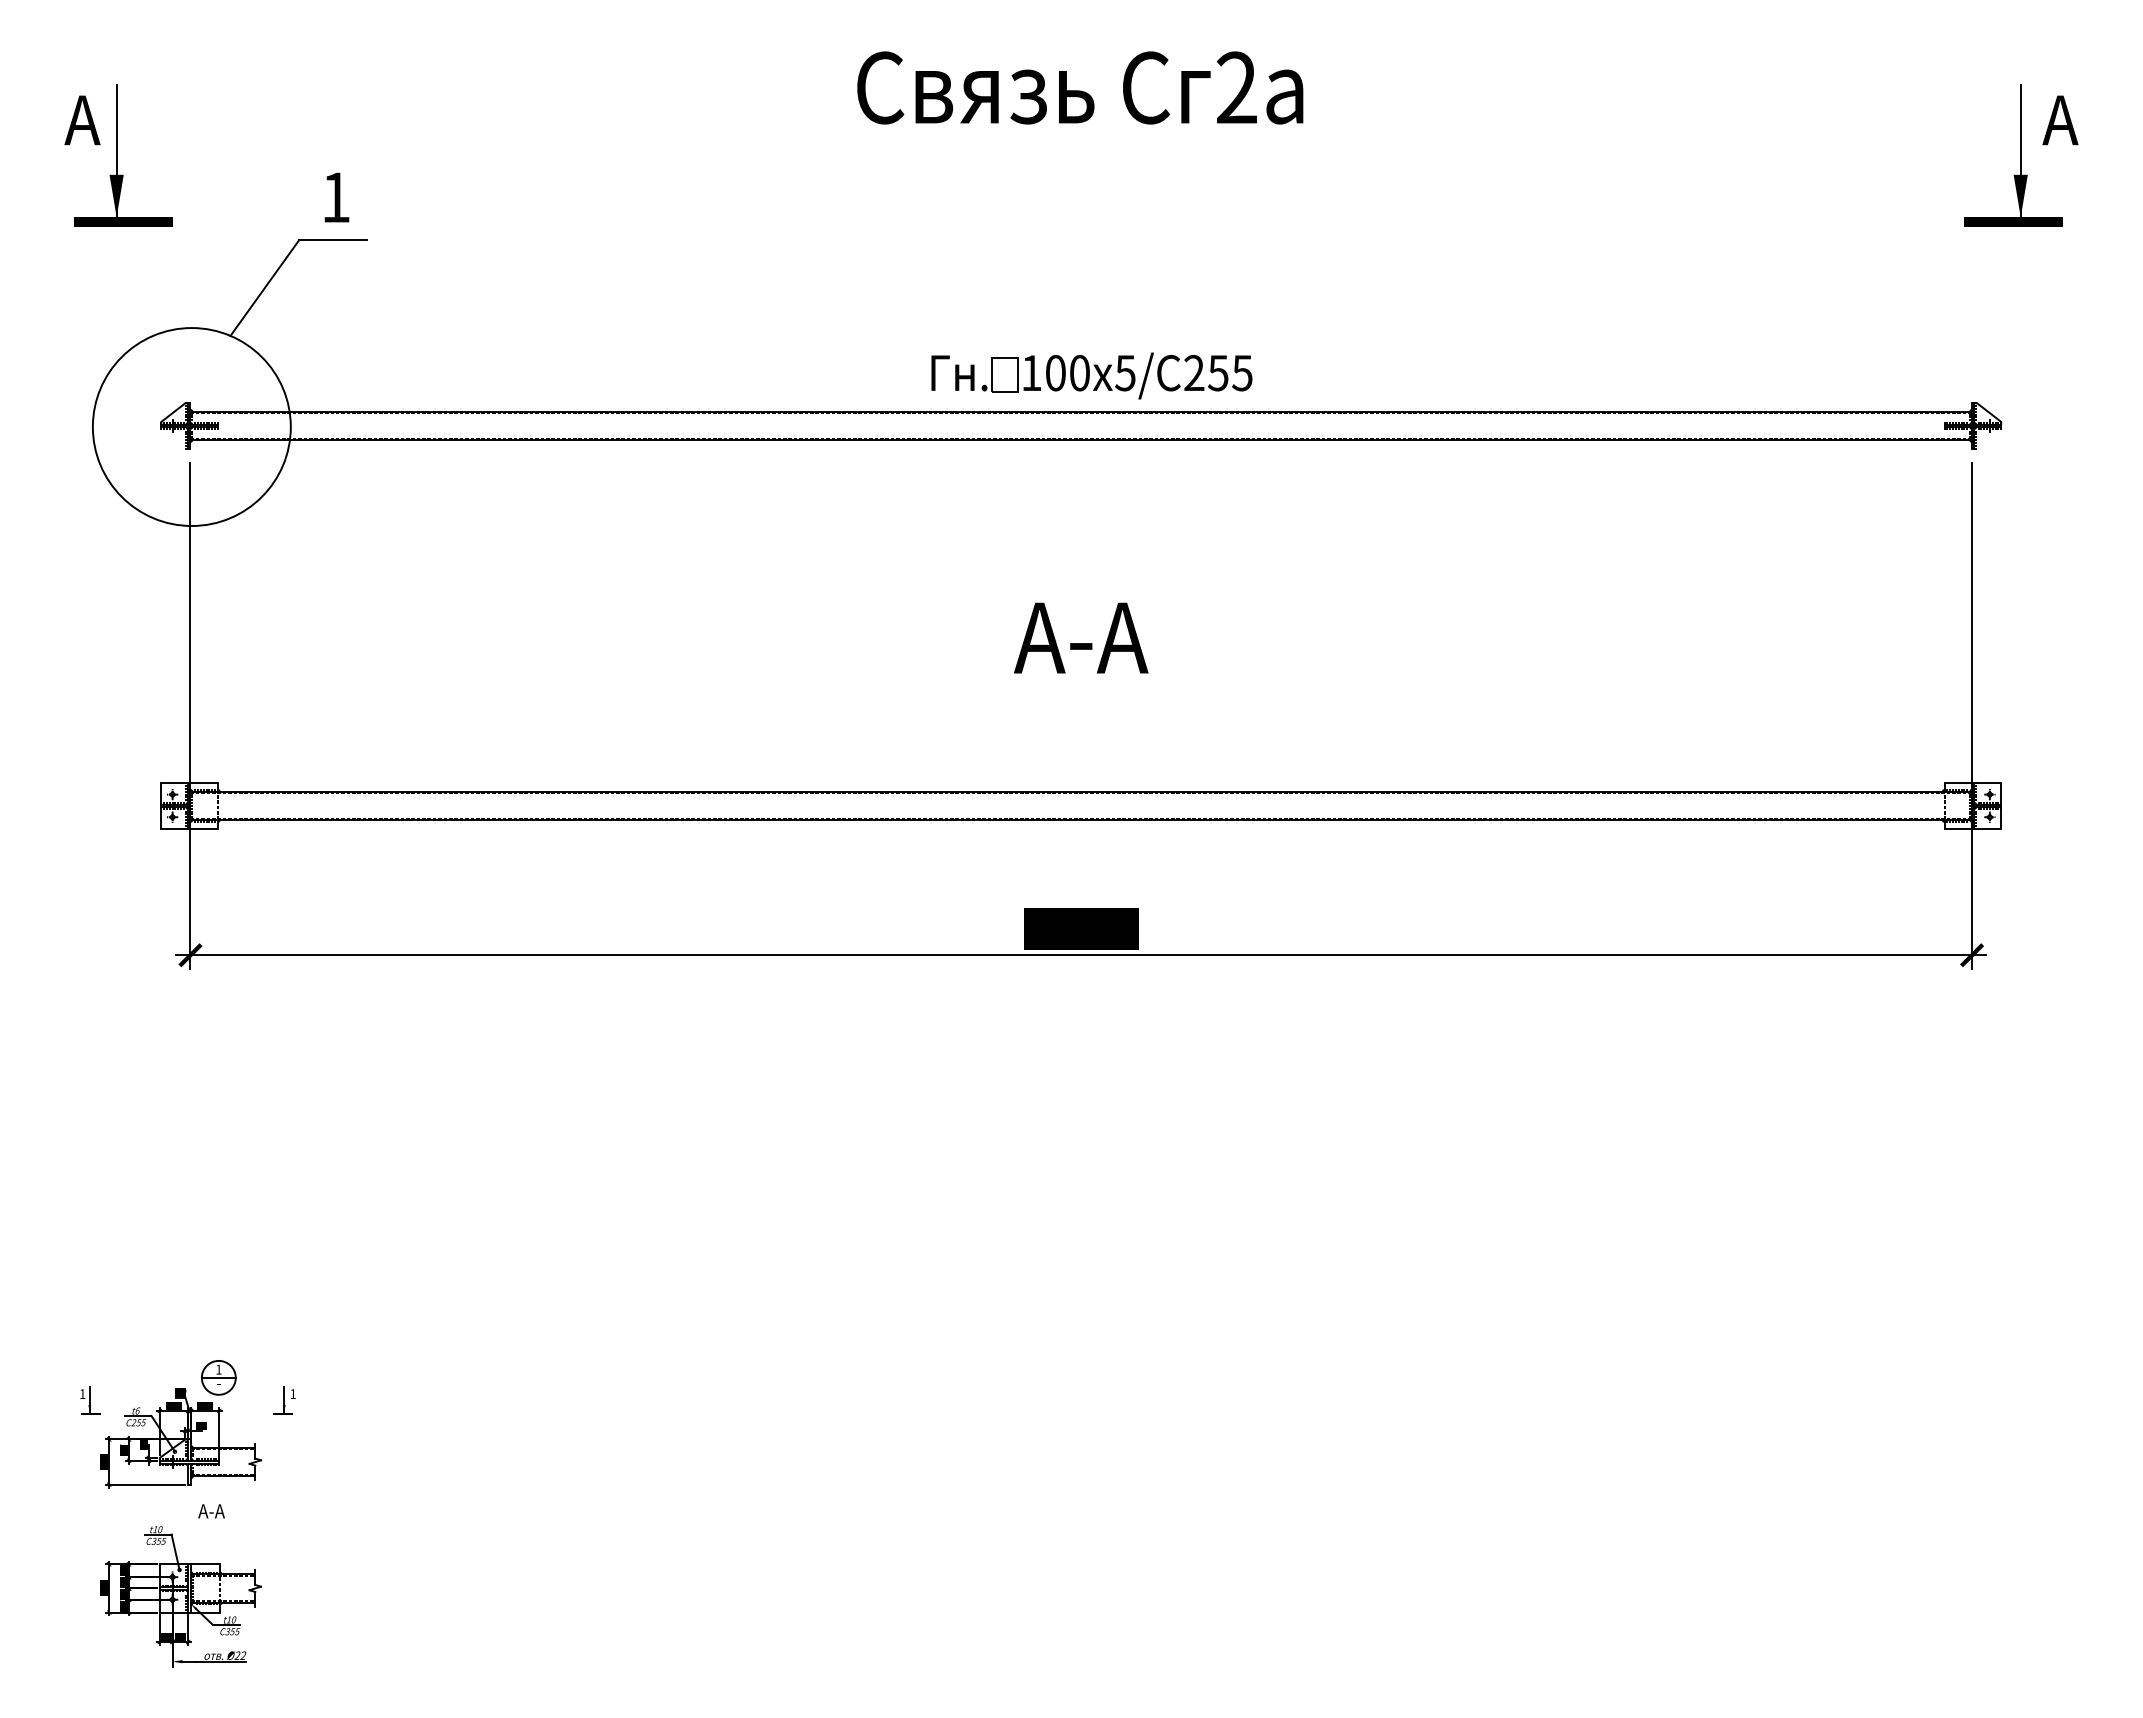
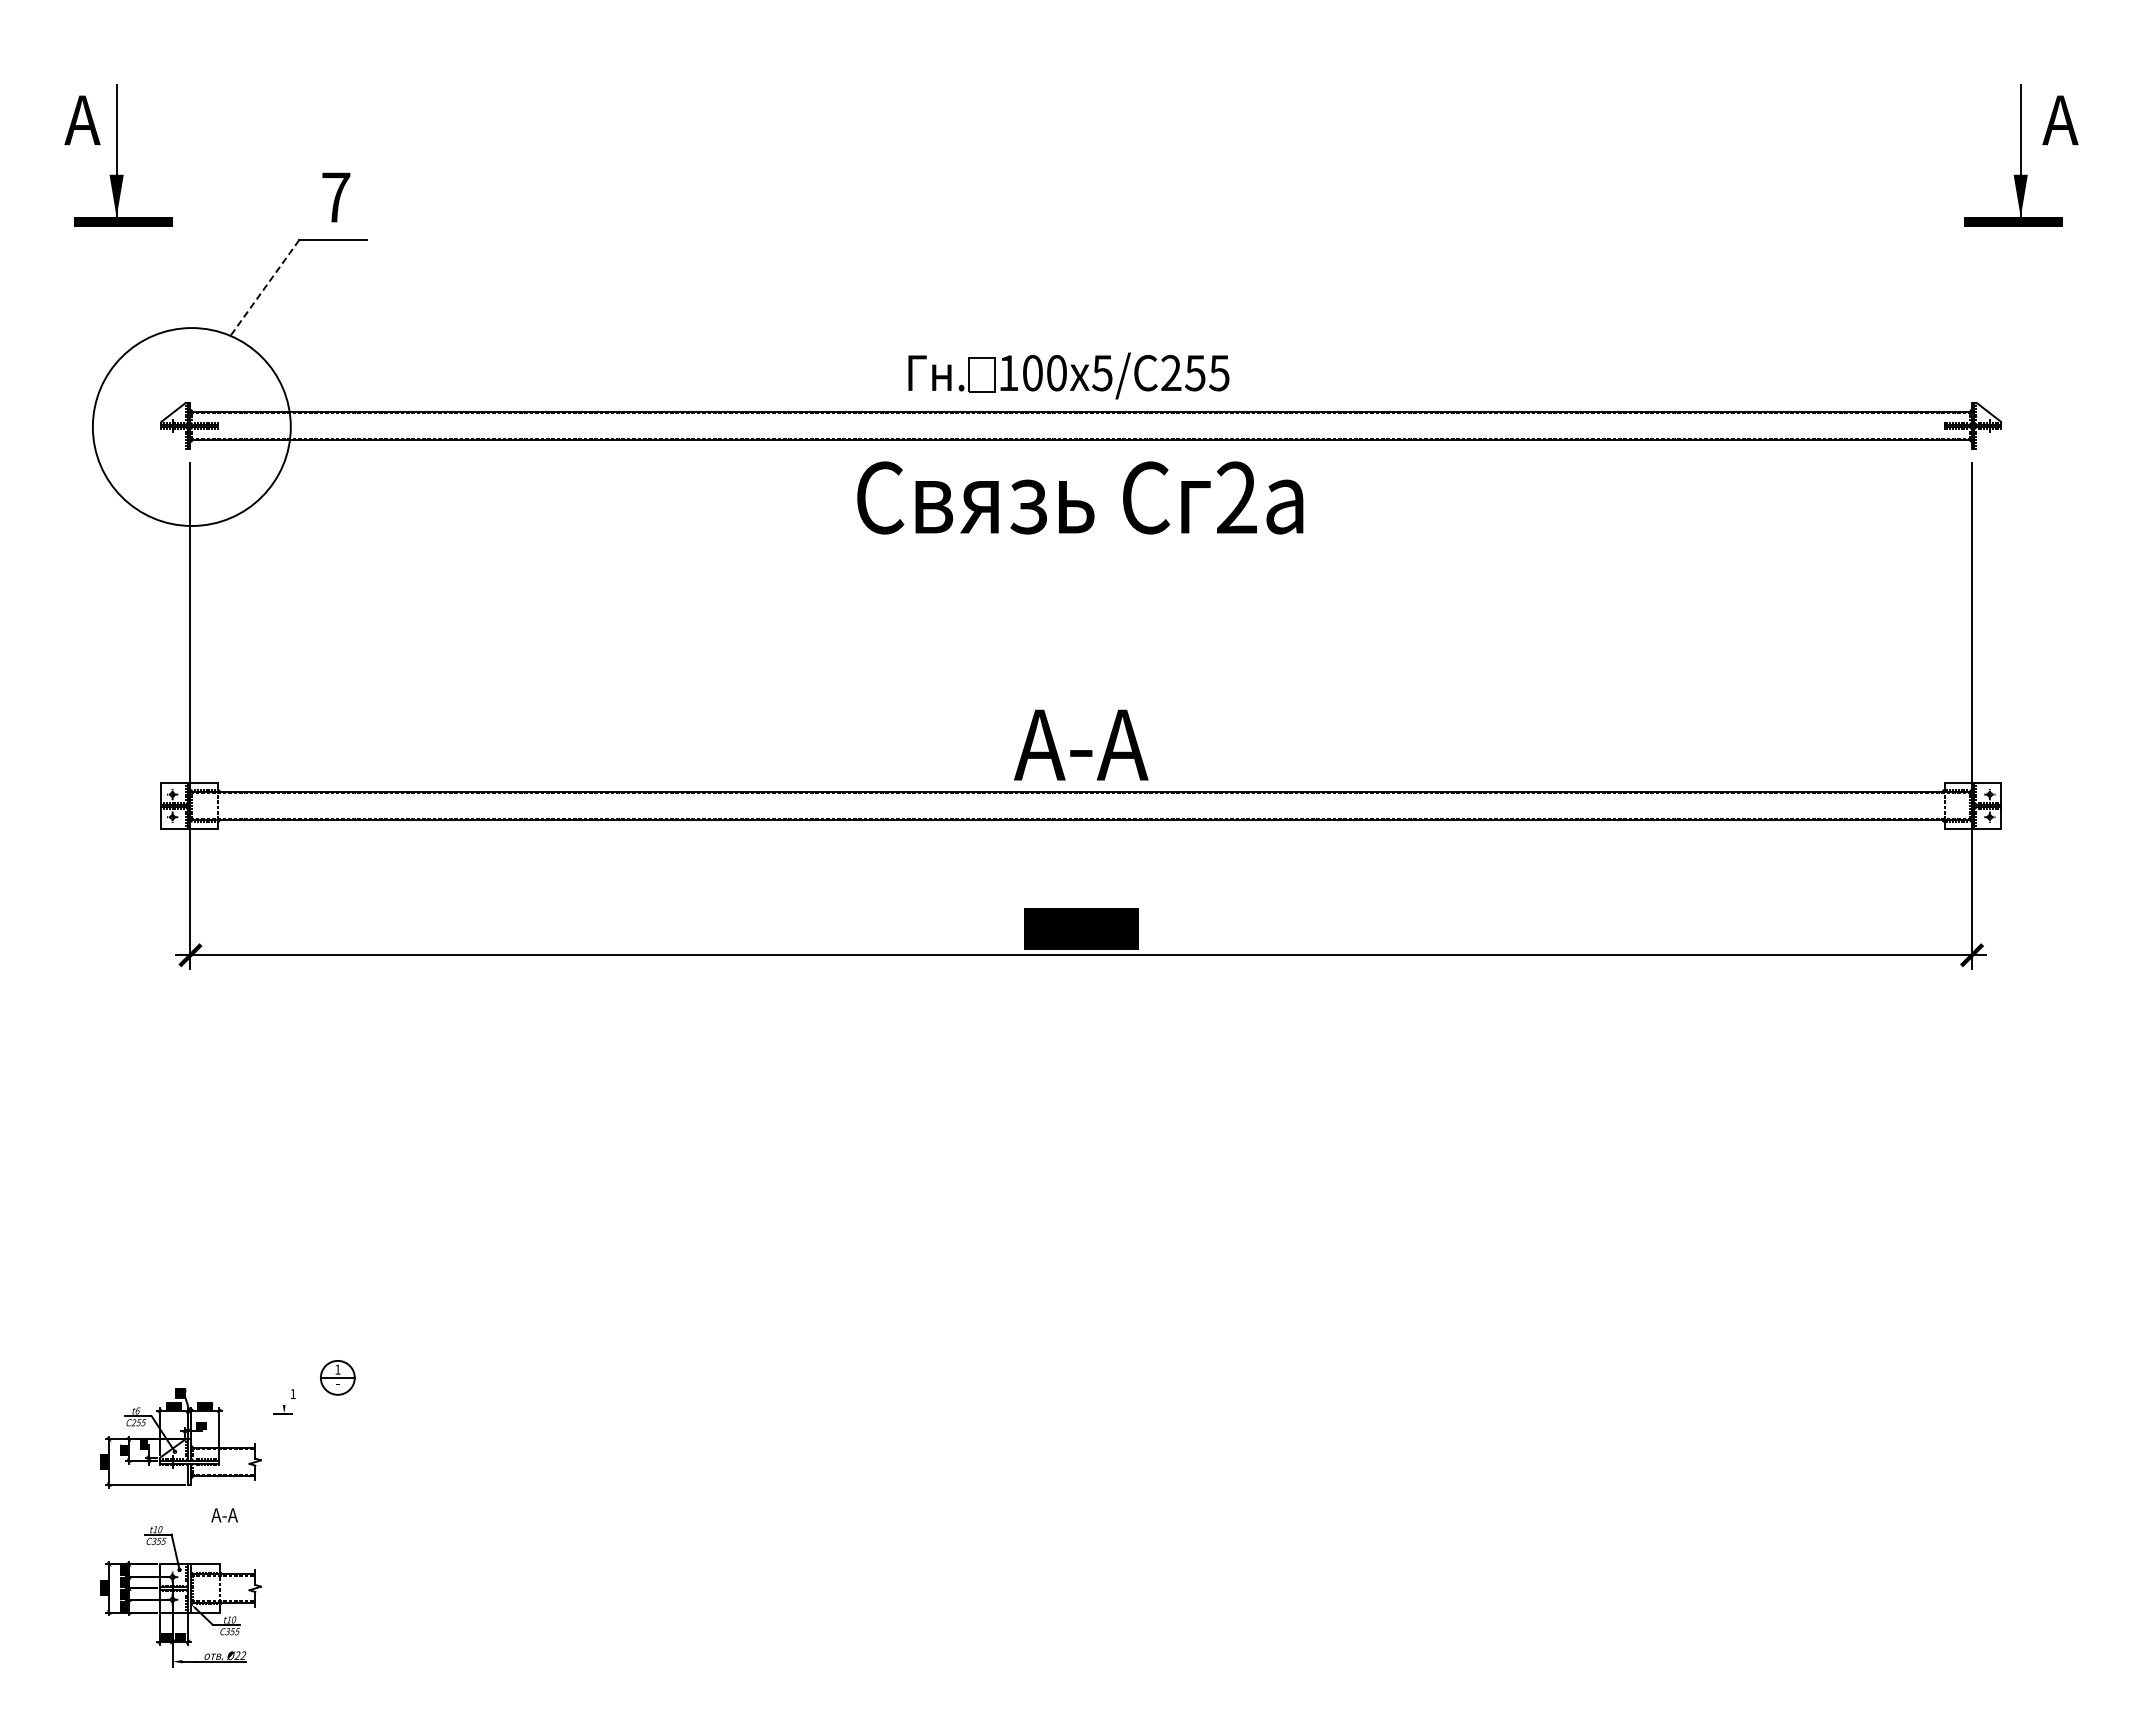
text position: (1080, 87) -> (1080, 497) (1080, 497)
text: 1 -> 7 (336, 197)
line: solid -> dashed (264, 287)
part position: (1091, 375) -> (1068, 375) (1068, 375)
text position: (1081, 637) -> (1081, 744) (1081, 744)
part position: (218, 1377) -> (337, 1377) (337, 1377)
part: present -> none (90, 1400)
line: present -> none (284, 1400)
text position: (211, 1511) -> (224, 1515) (224, 1515)
